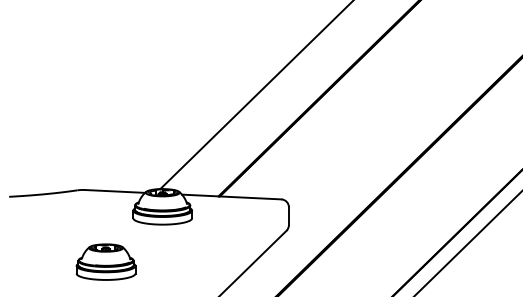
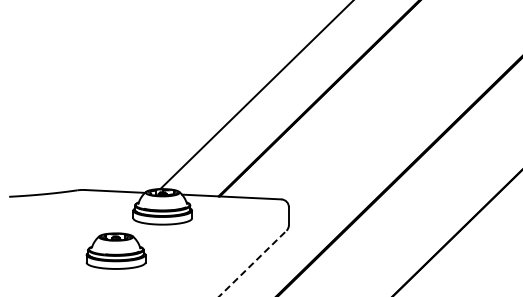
line: present -> none (467, 243)
part position: (105, 261) -> (115, 250) (115, 250)
line: solid -> dashed (253, 263)
